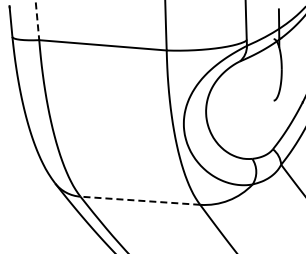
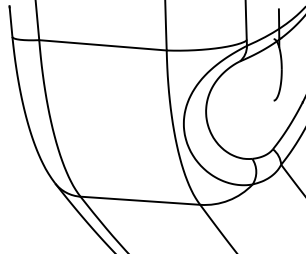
line: dashed -> solid (37, 20)
line: dashed -> solid (140, 200)
